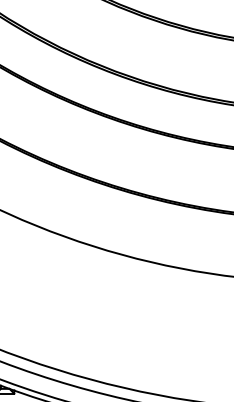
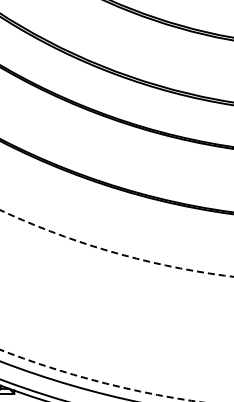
arc: solid -> dashed (112, 252)
arc: solid -> dashed (98, 381)
